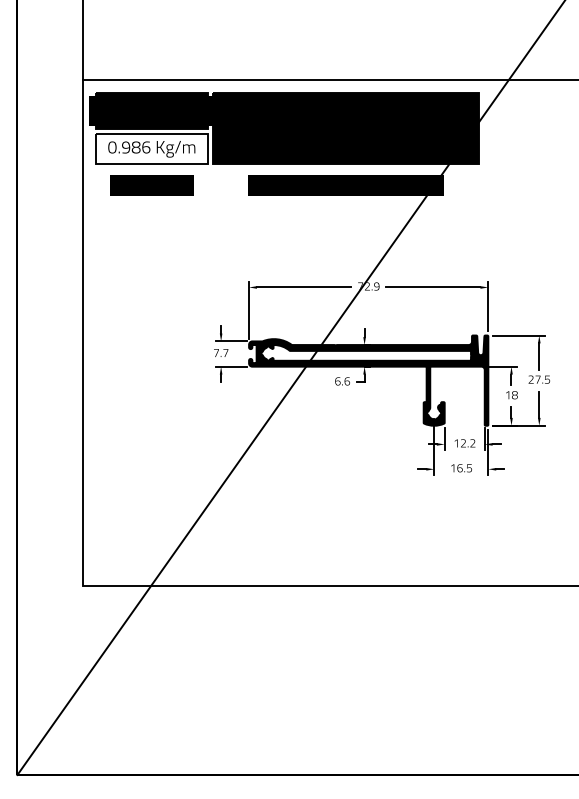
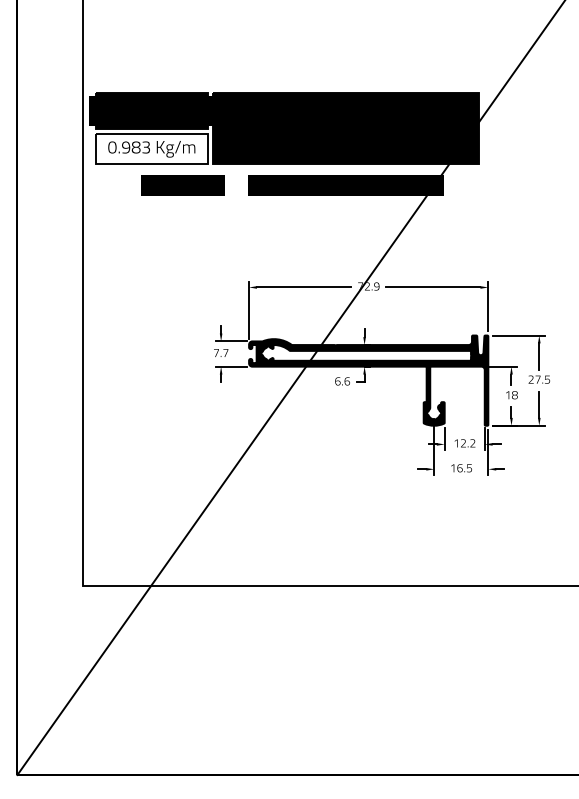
line: present -> none (329, 79)
text: 0.986 -> 0.983 (146, 147)
text position: (151, 185) -> (182, 185) (182, 185)
